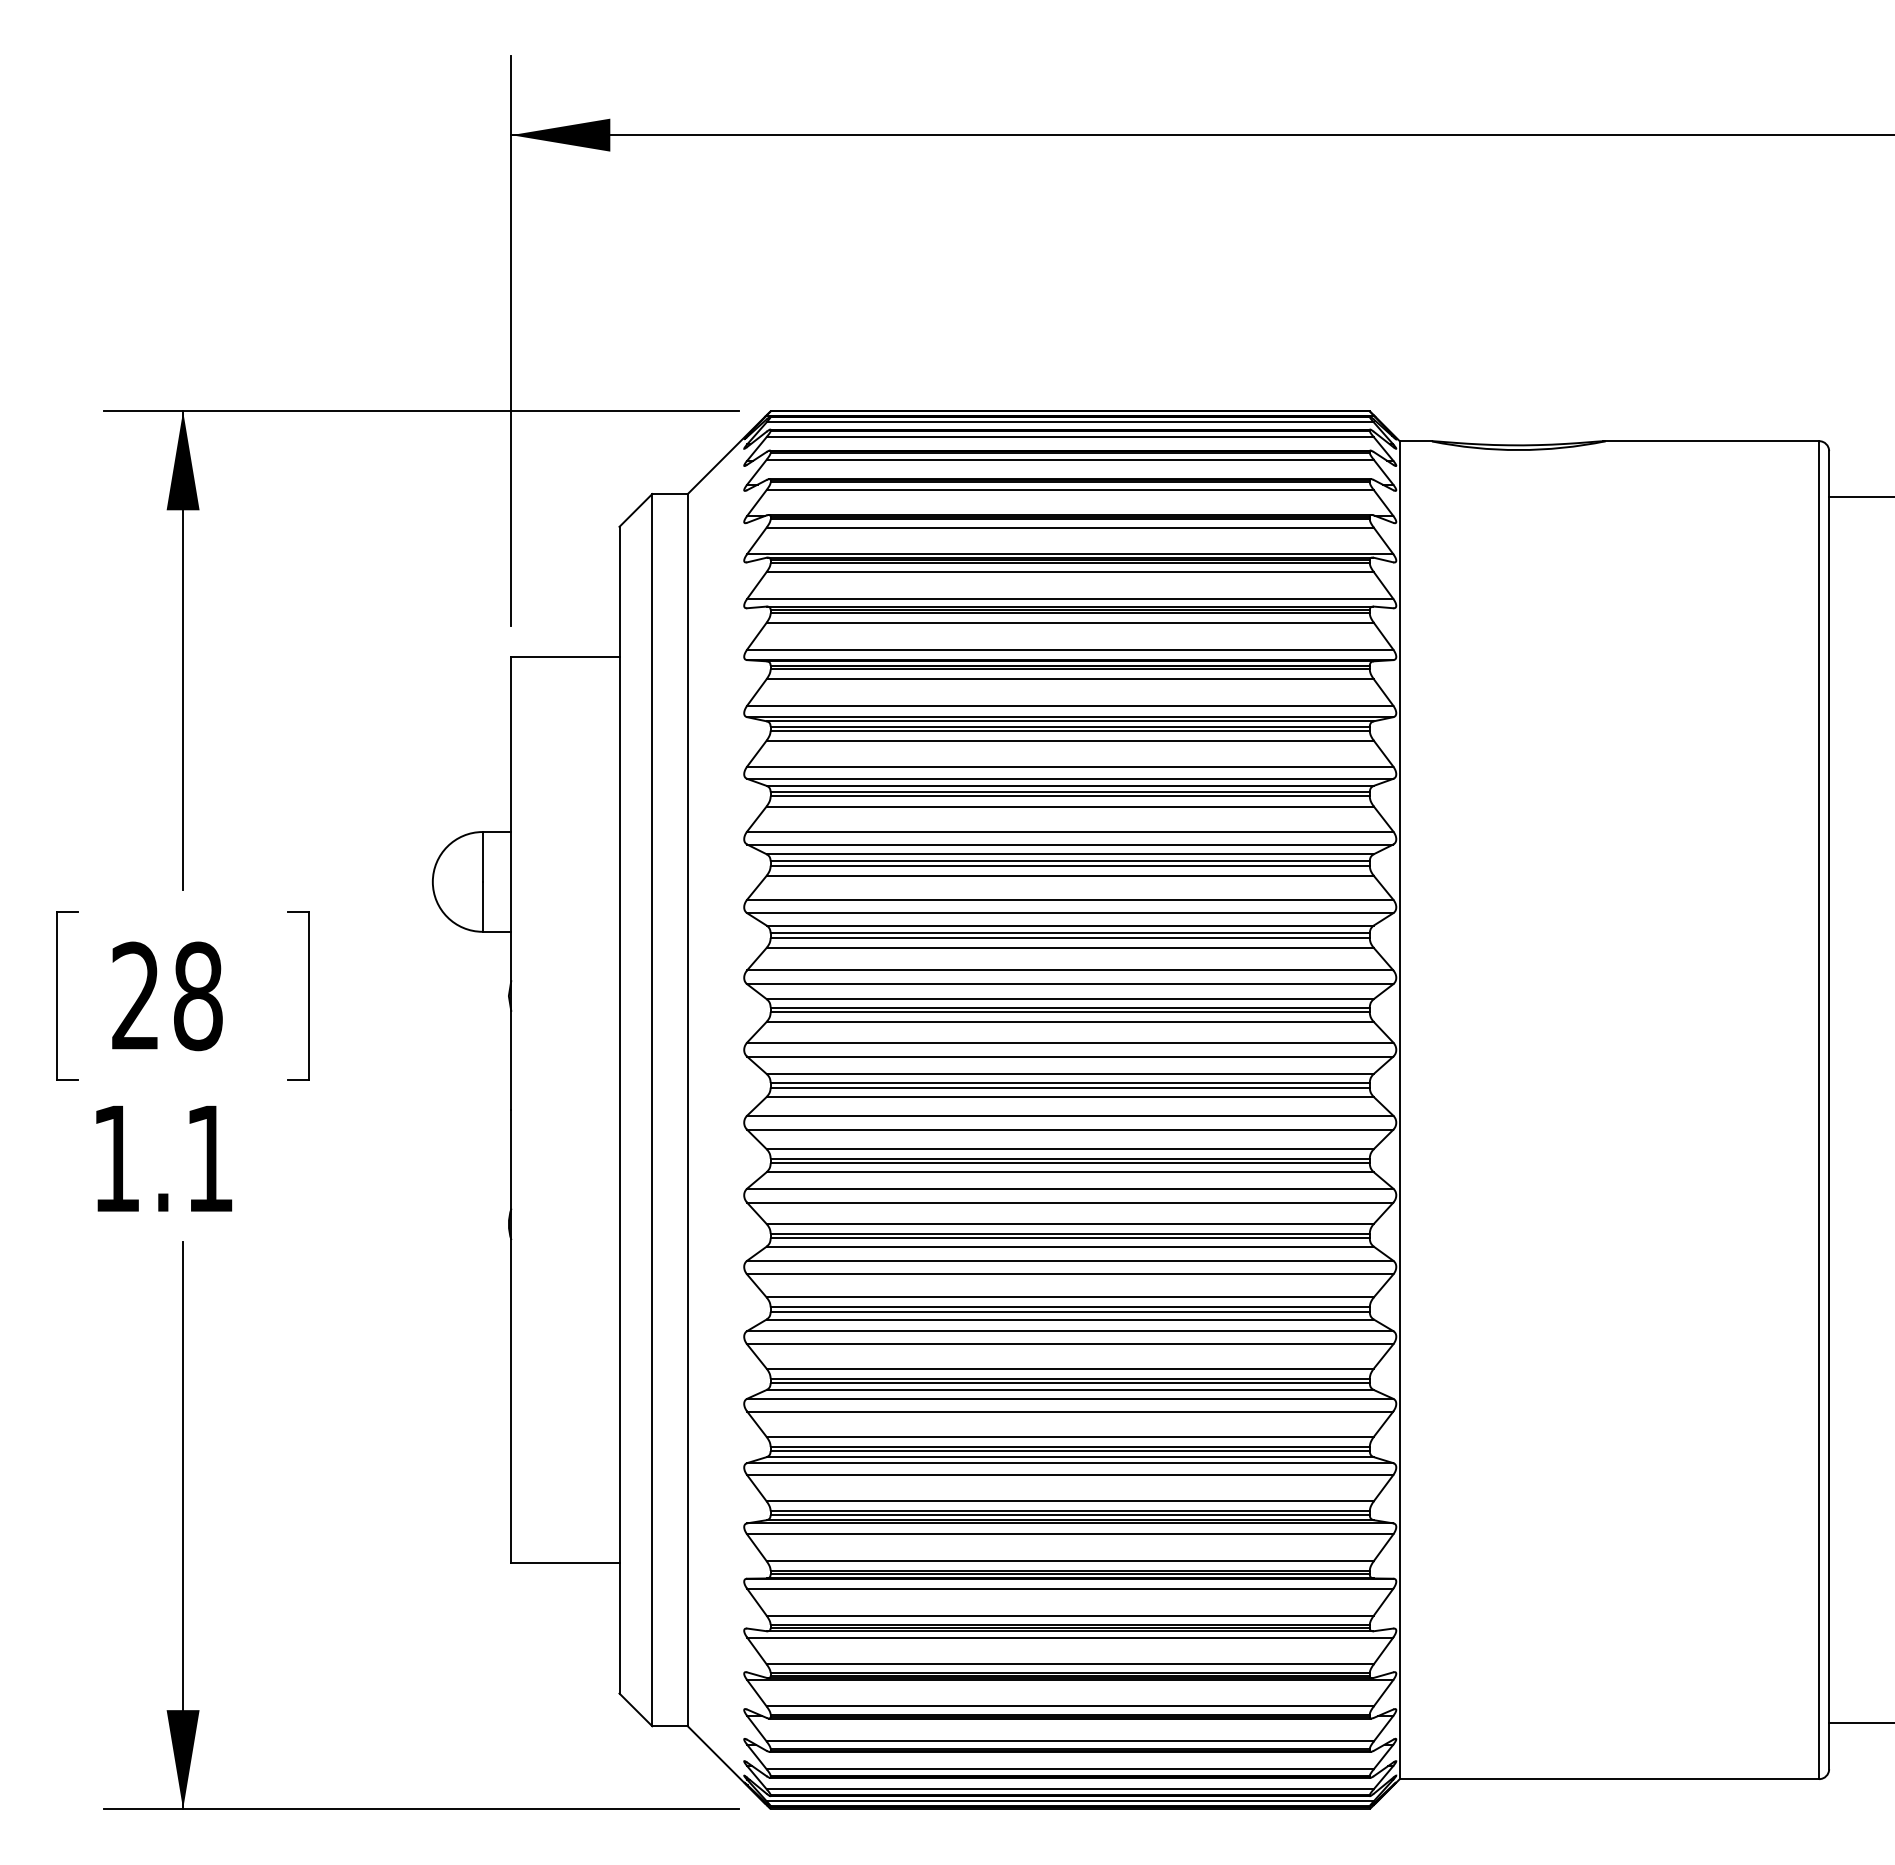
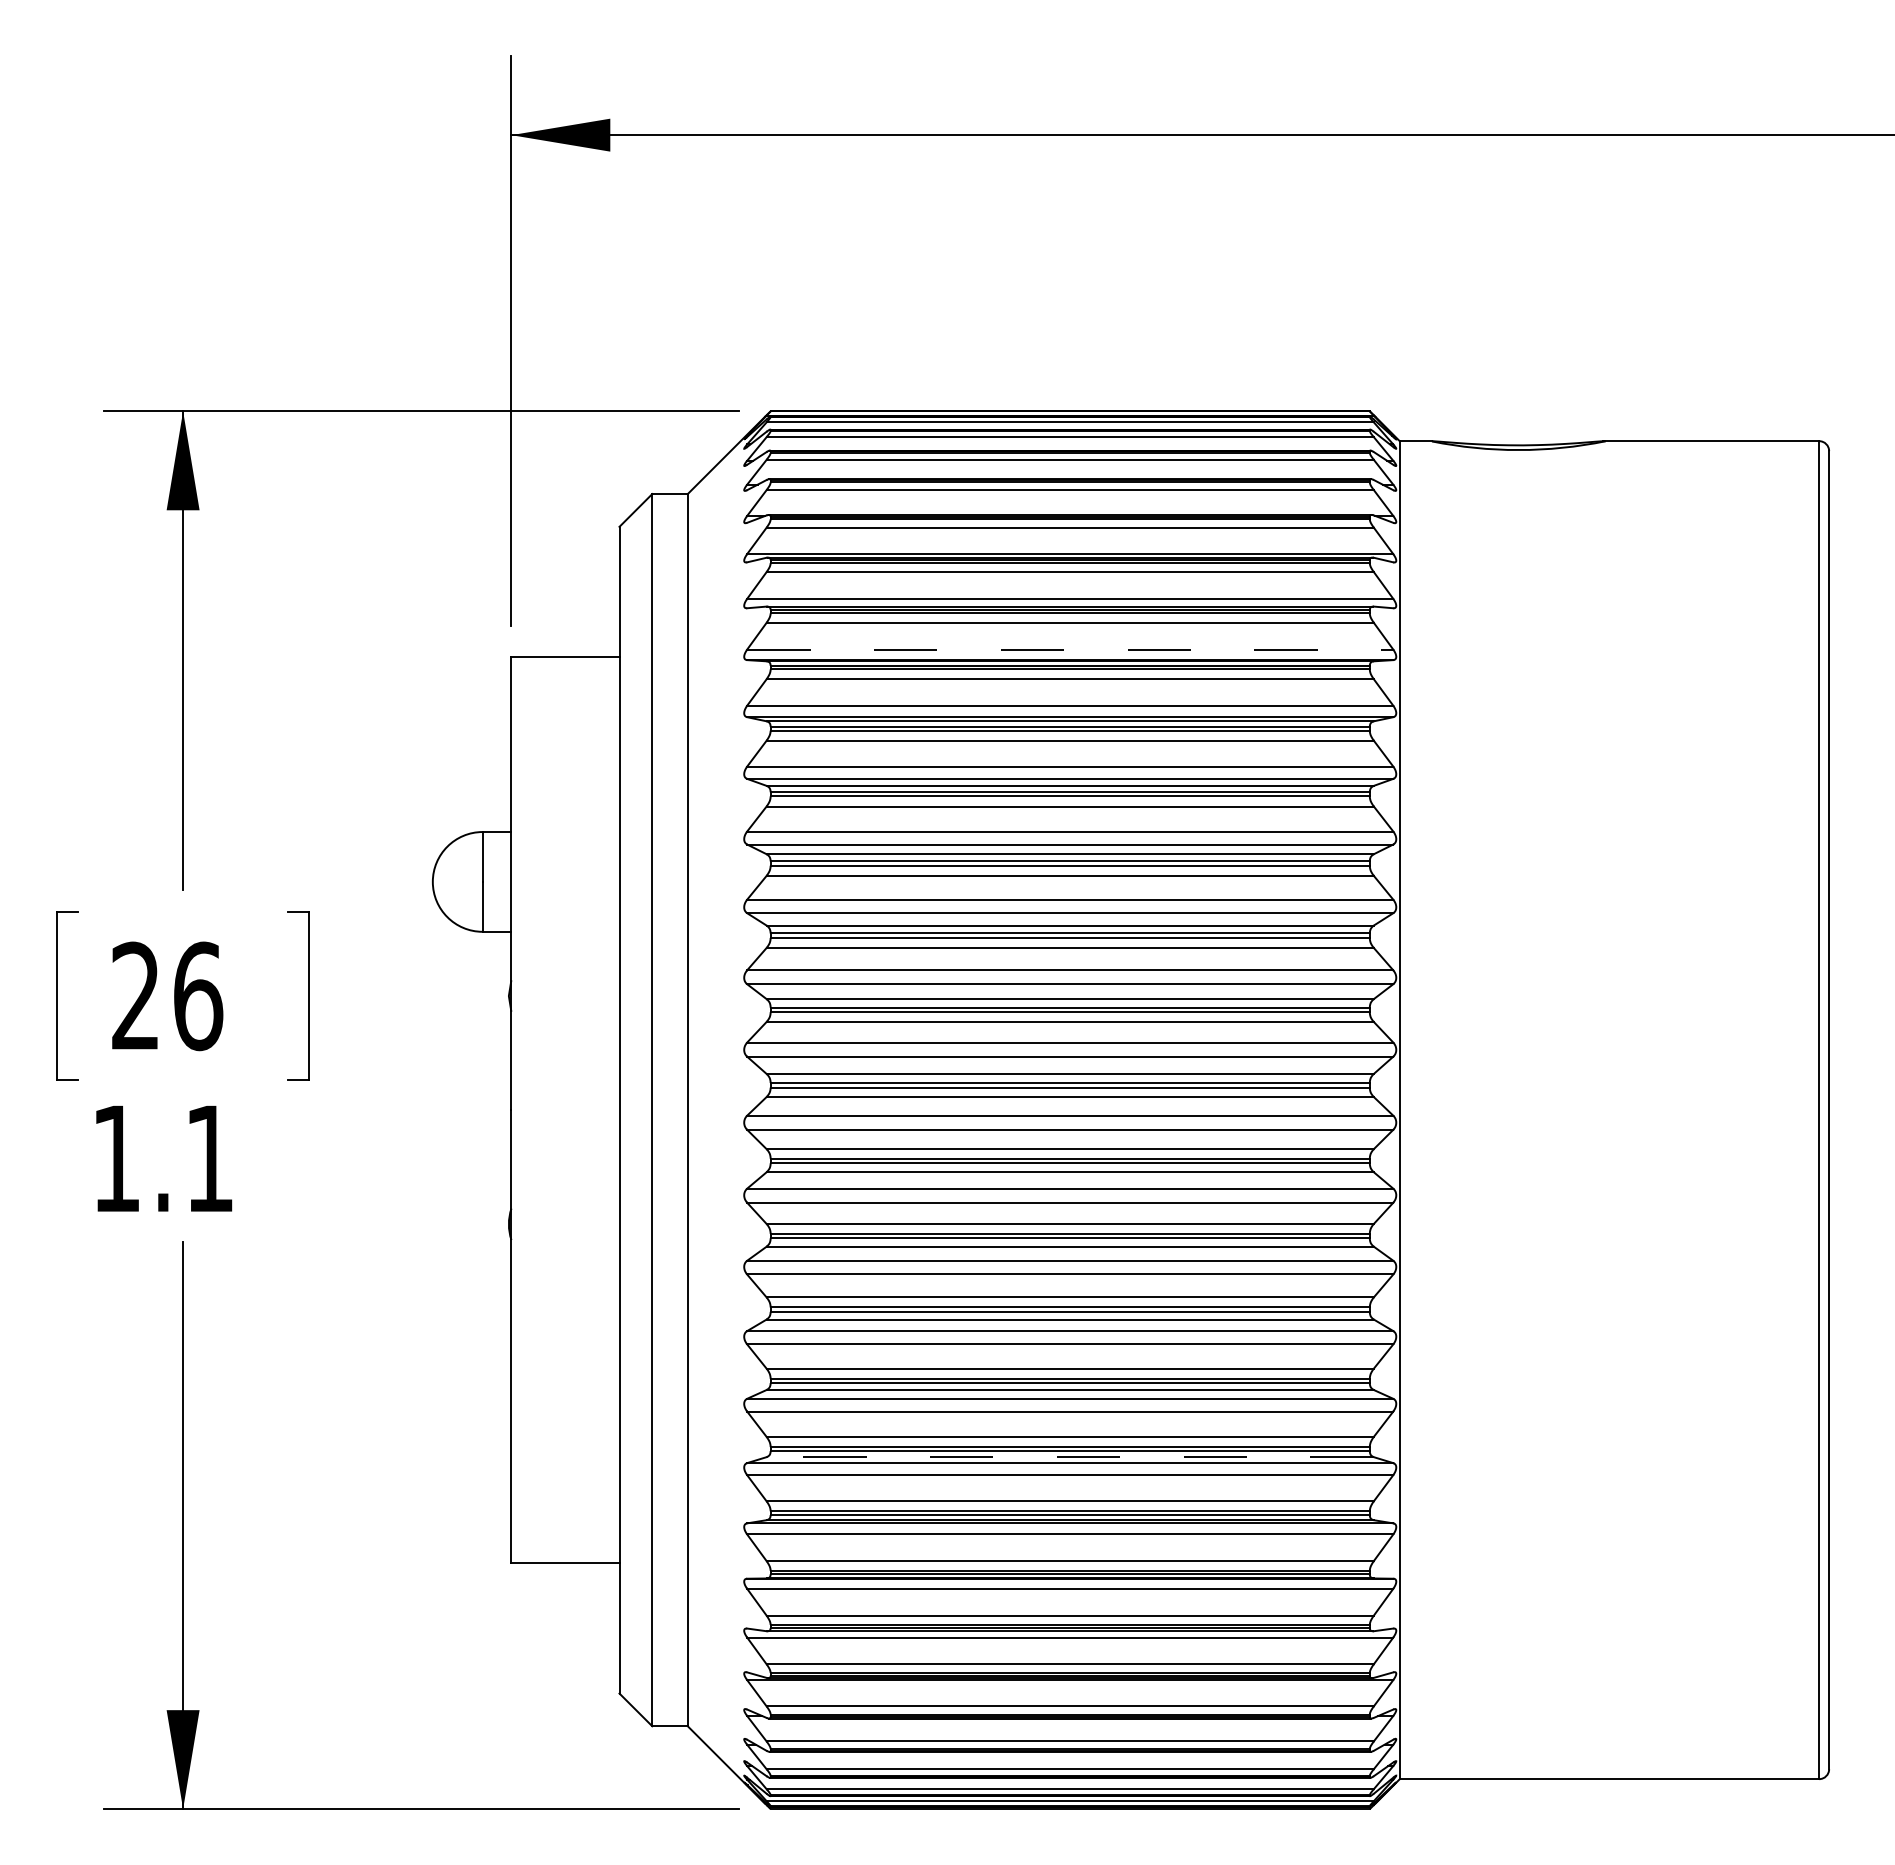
line: present -> none (1860, 497)
line: solid -> dashed (1070, 649)
text: 28 -> 26 (198, 996)
line: solid -> dashed (1070, 1457)
line: present -> none (1860, 1723)
